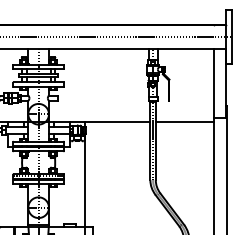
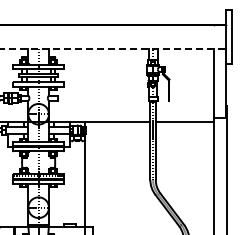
line: present -> none (116, 36)
line: solid -> dashed (113, 48)
